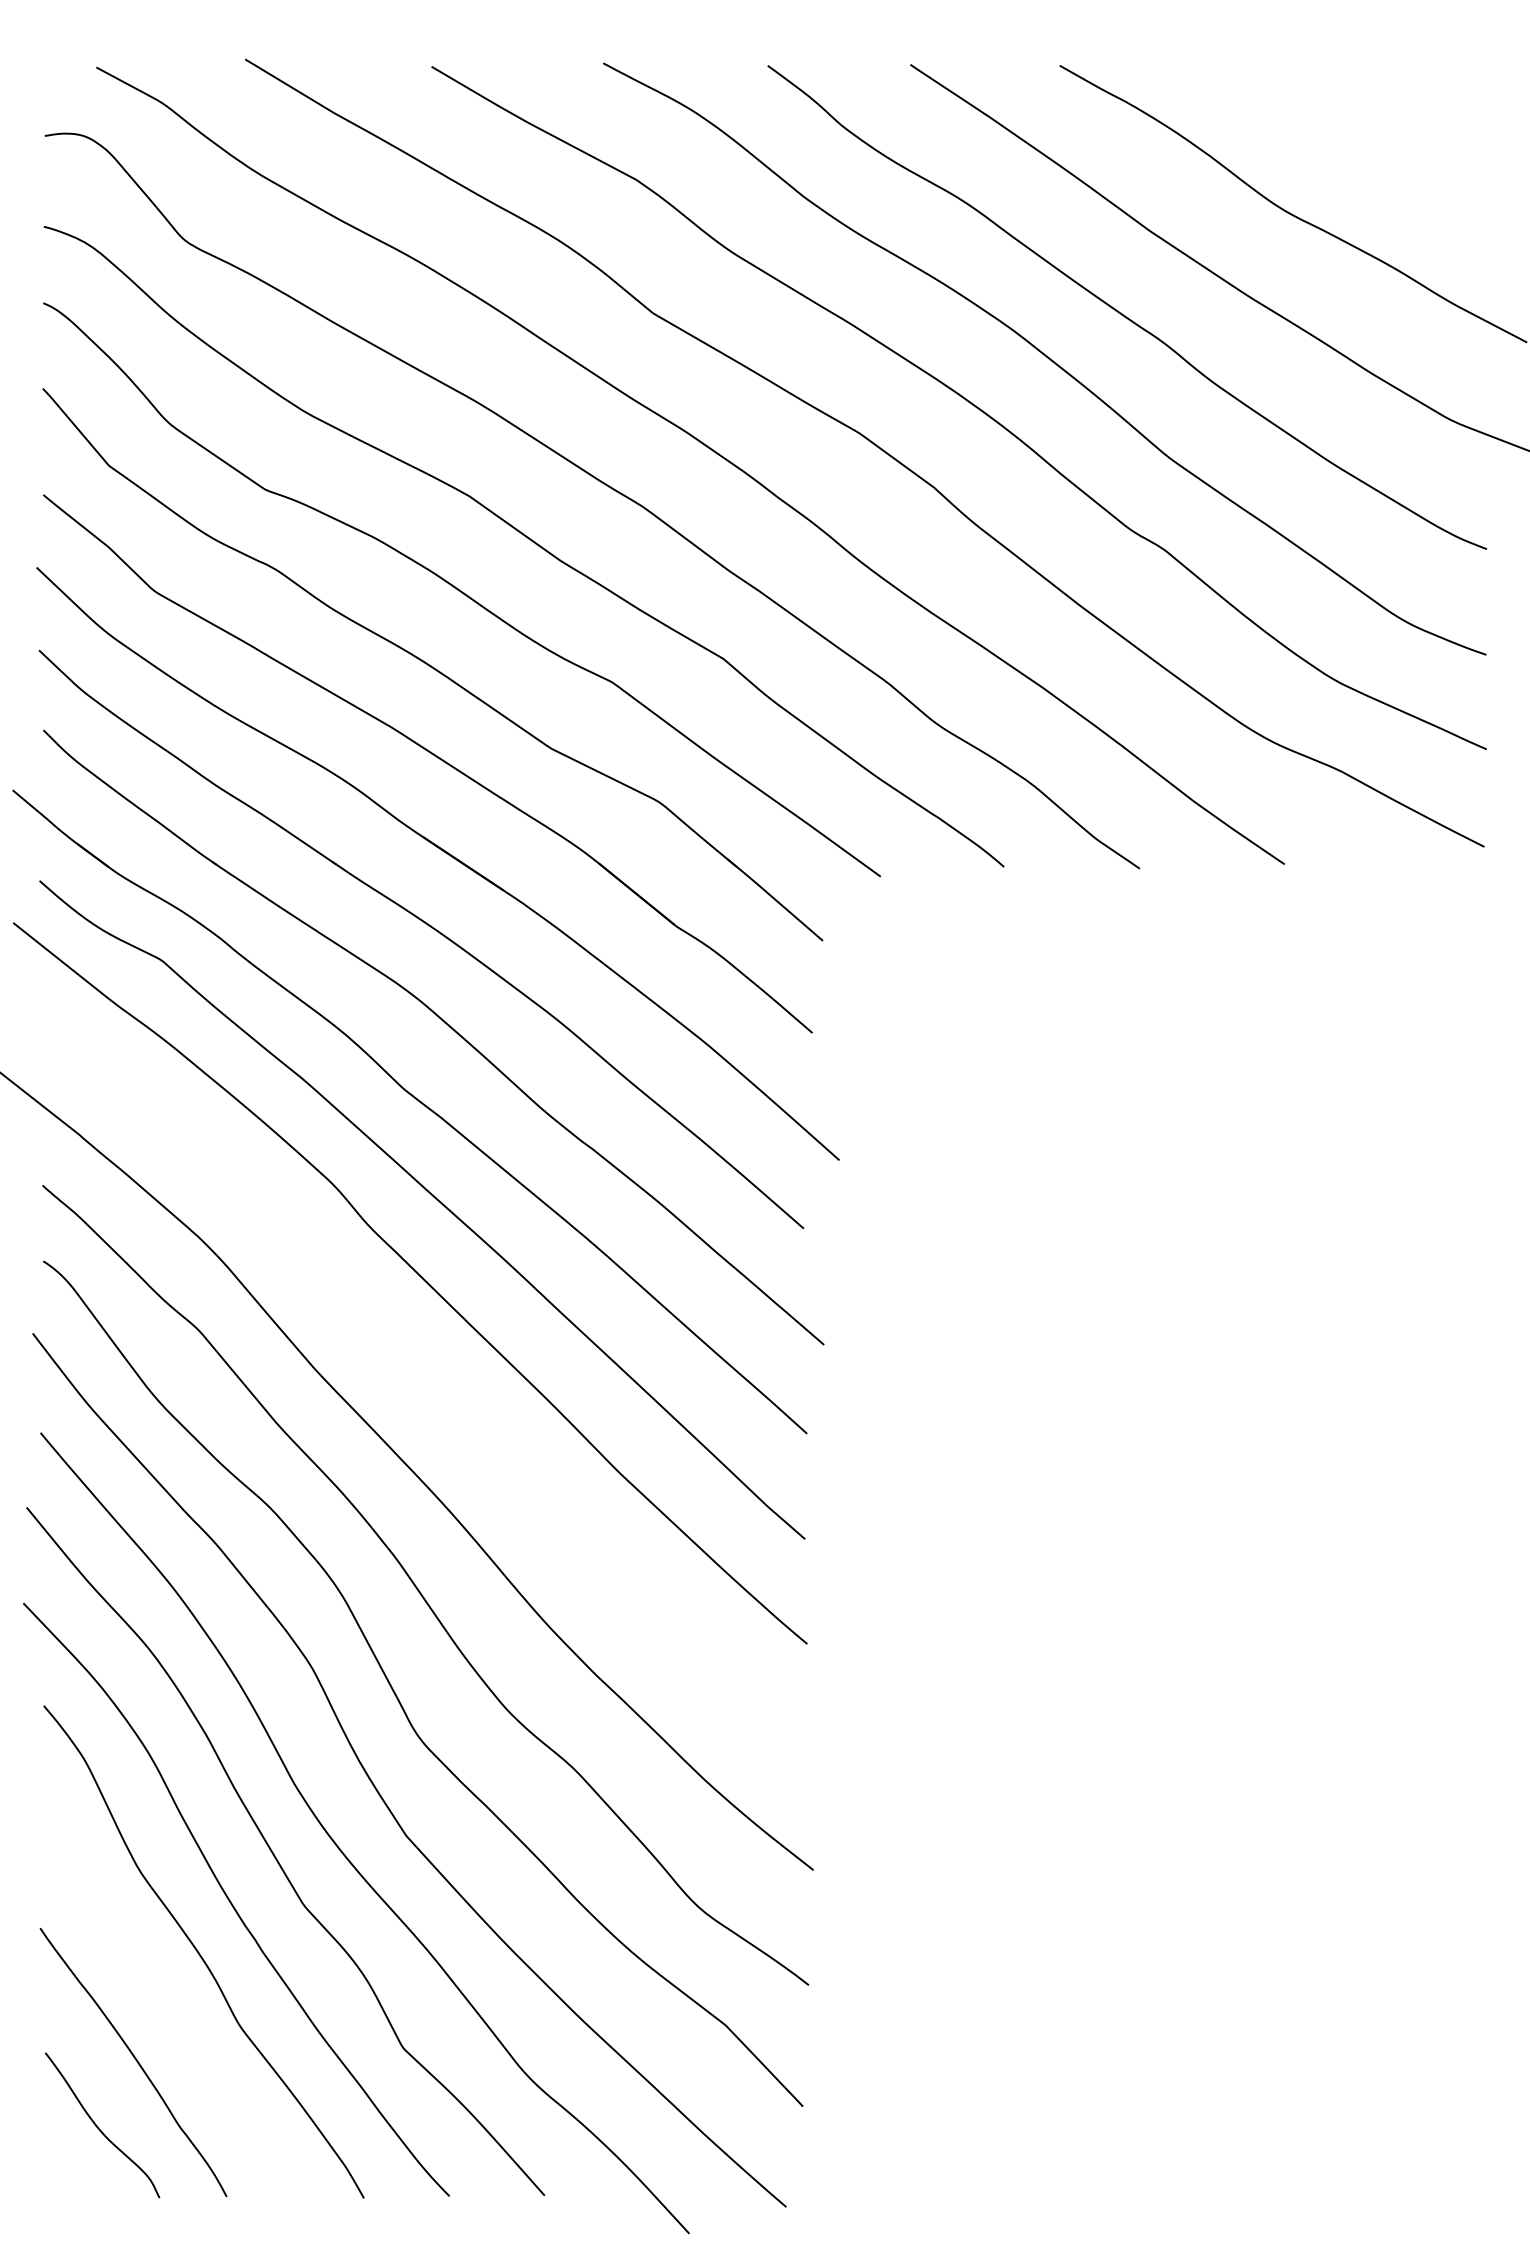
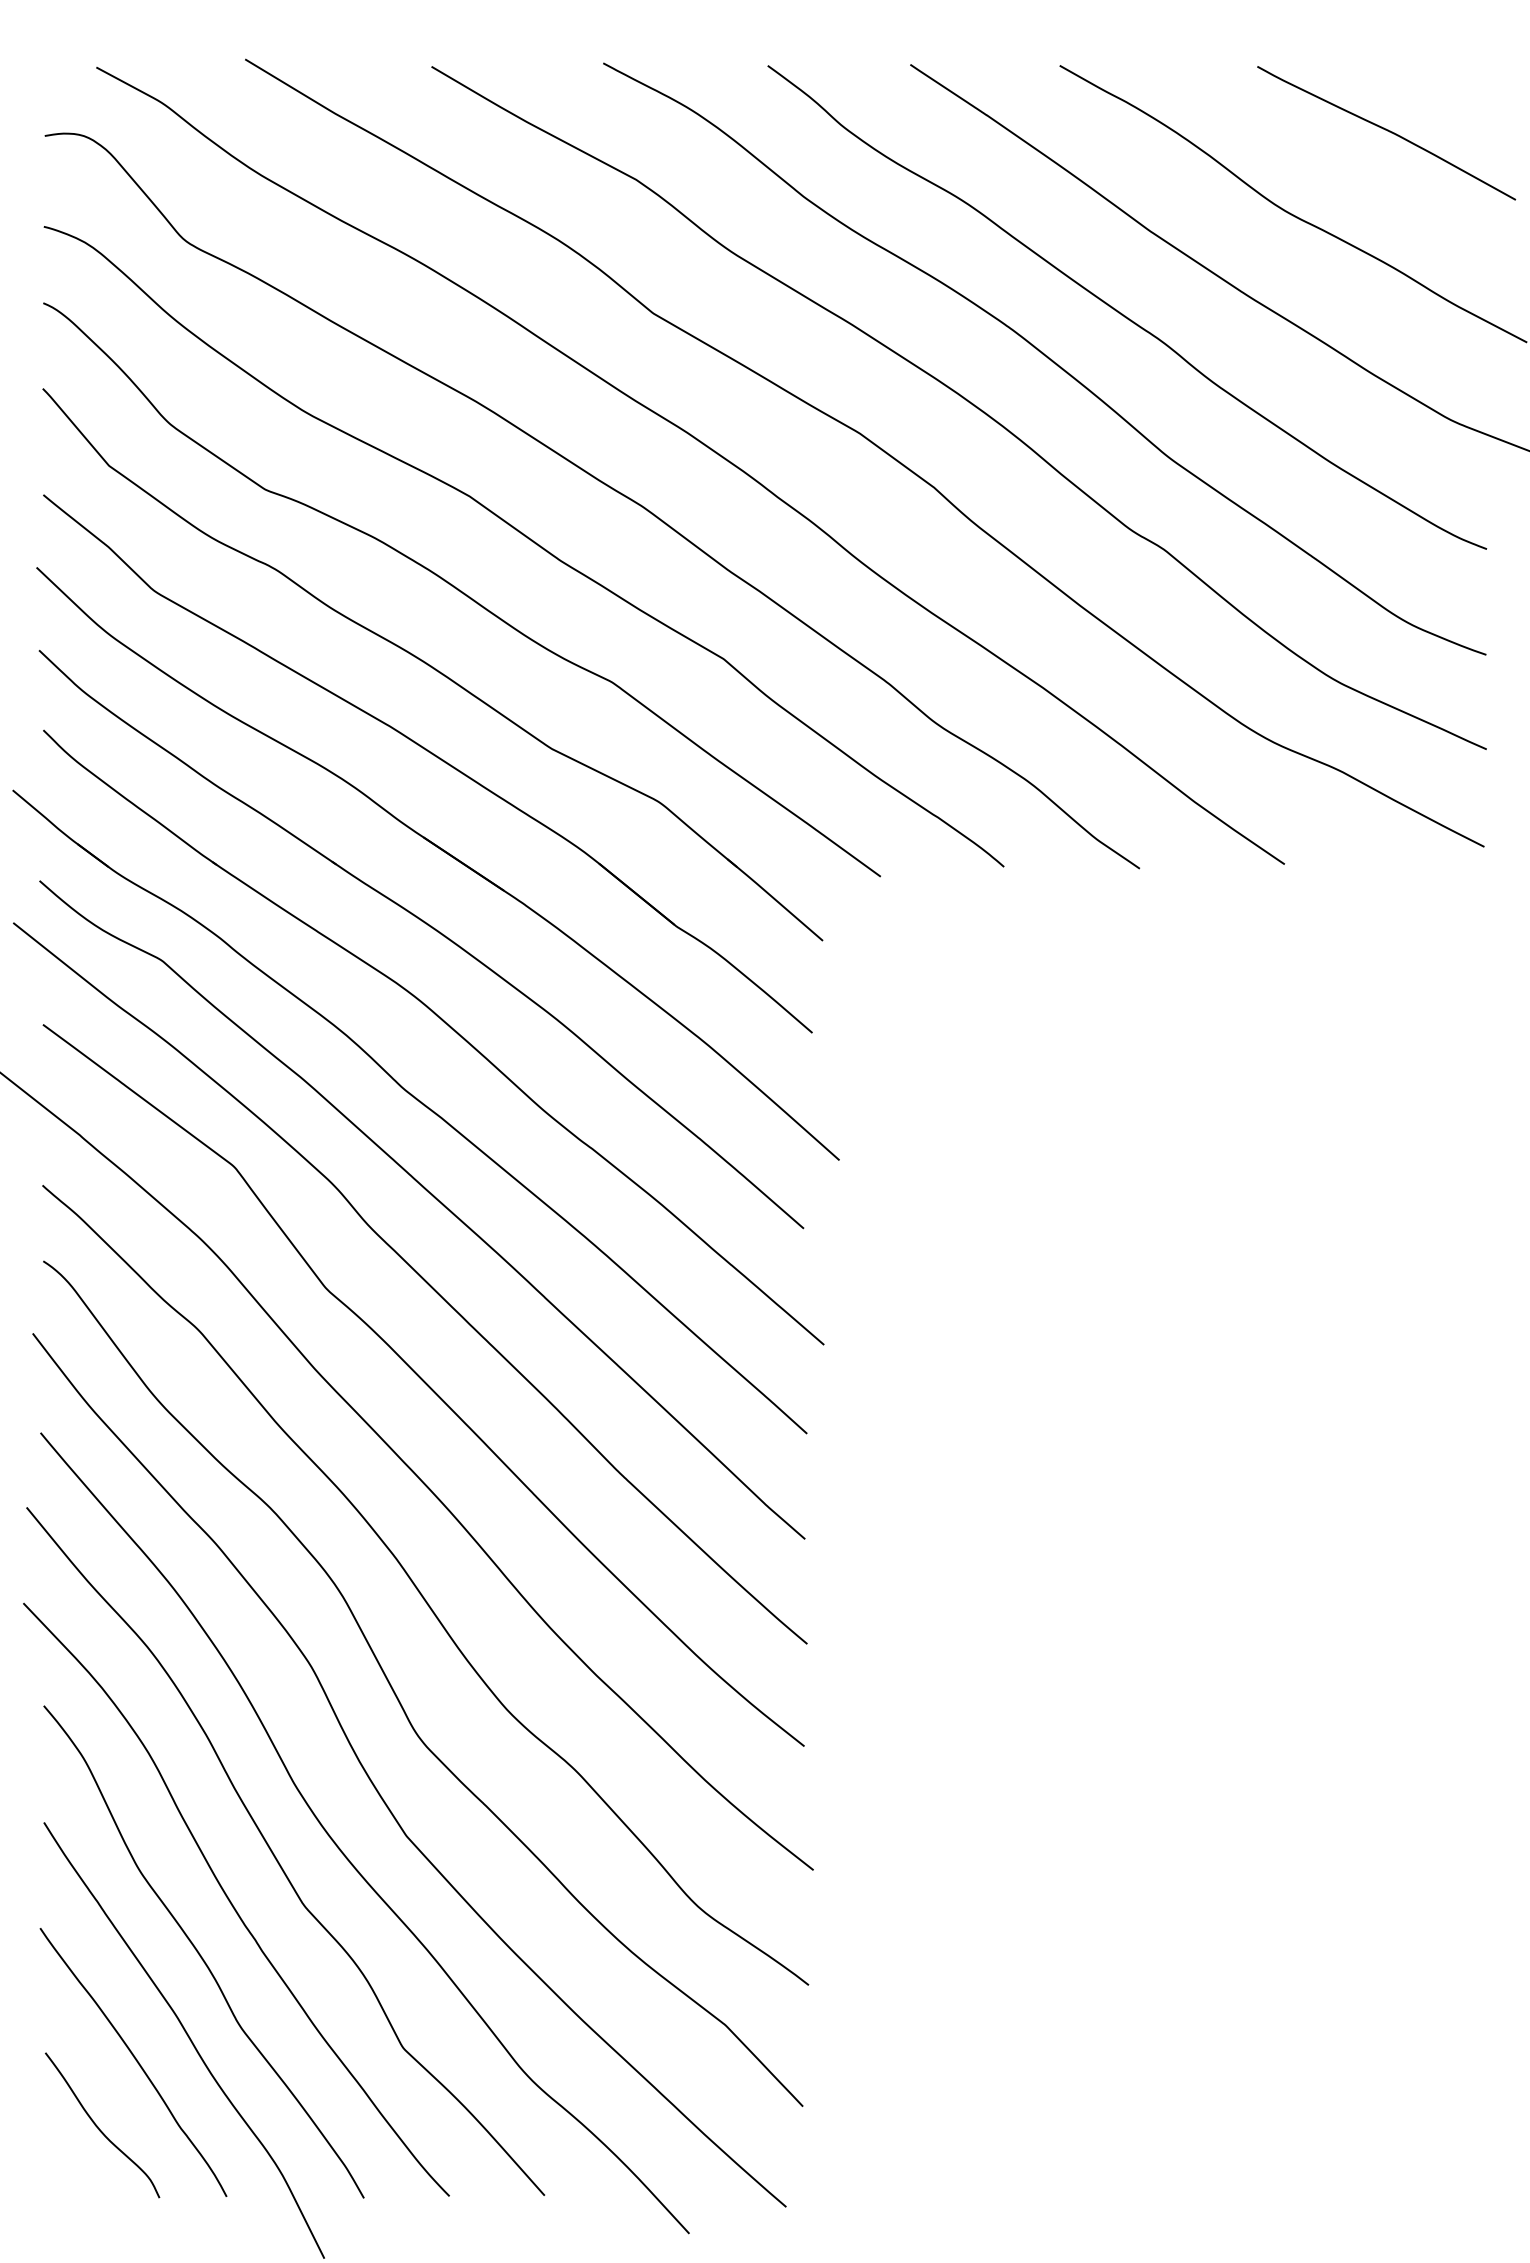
curve: none -> present (1387, 131)
curve: none -> present (424, 1383)
curve: none -> present (188, 2038)
